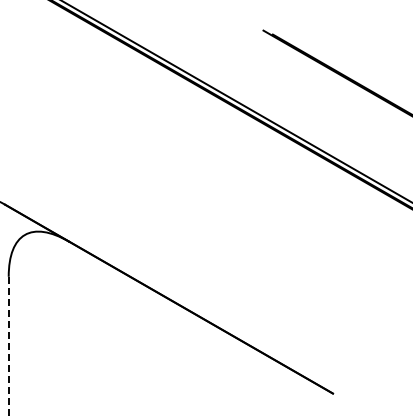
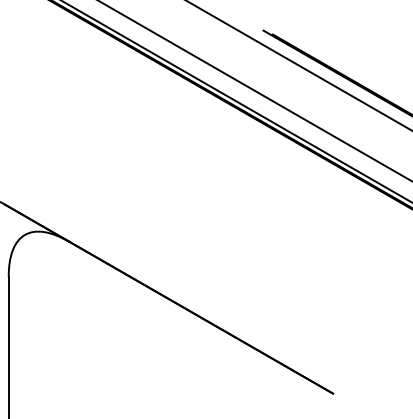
line: none -> present (298, 65)
line: none -> present (254, 90)
line: dashed -> solid (8, 347)
